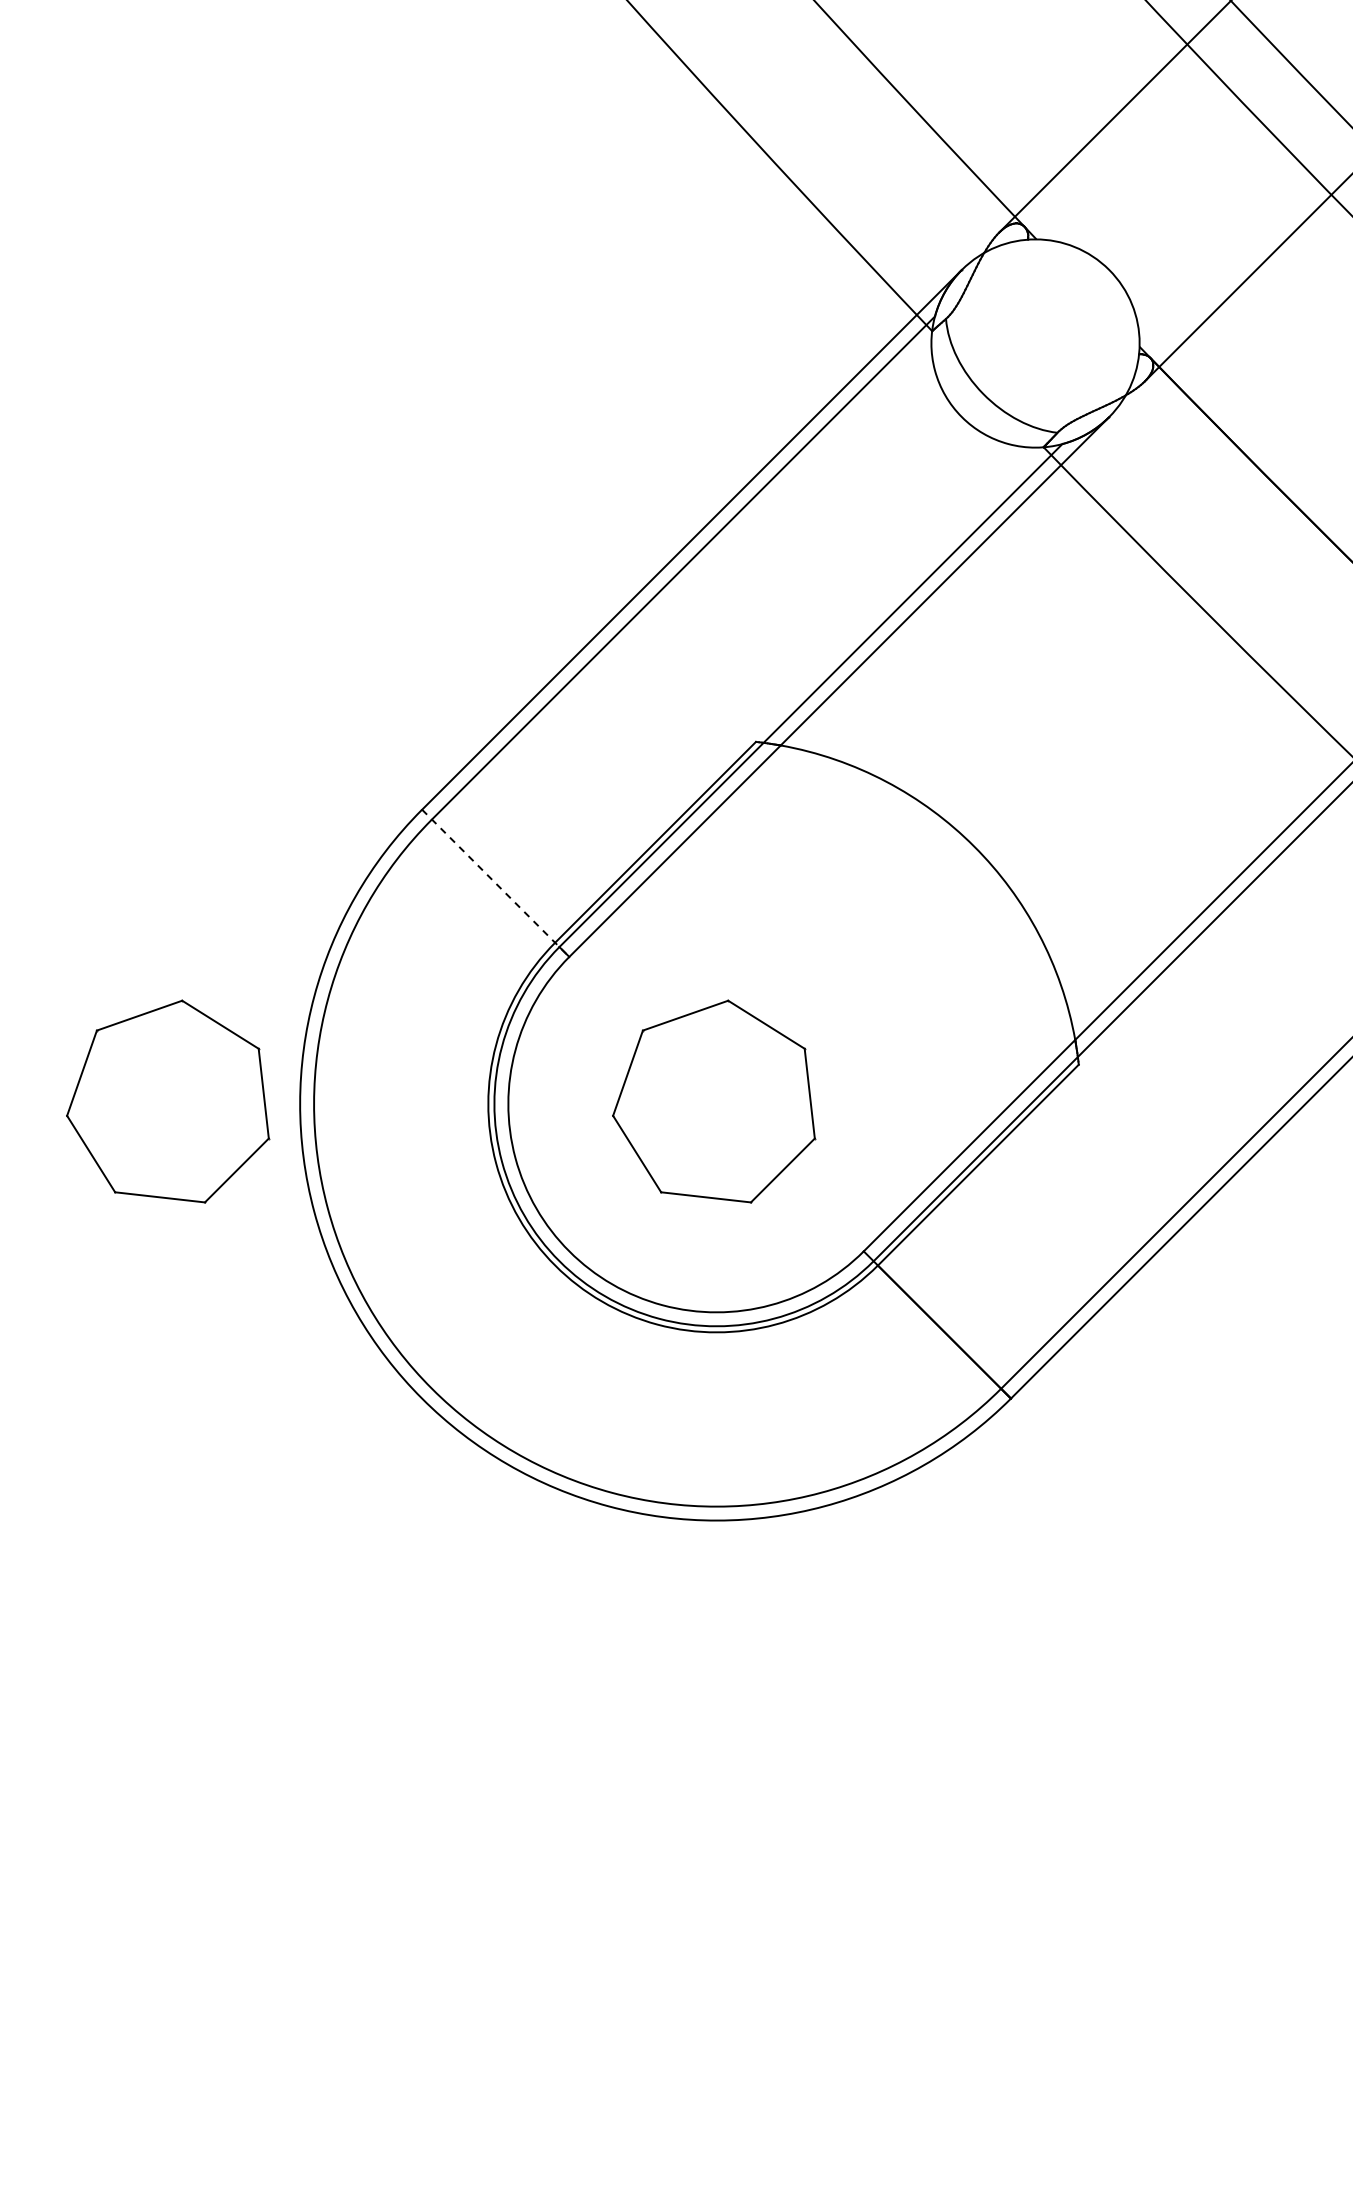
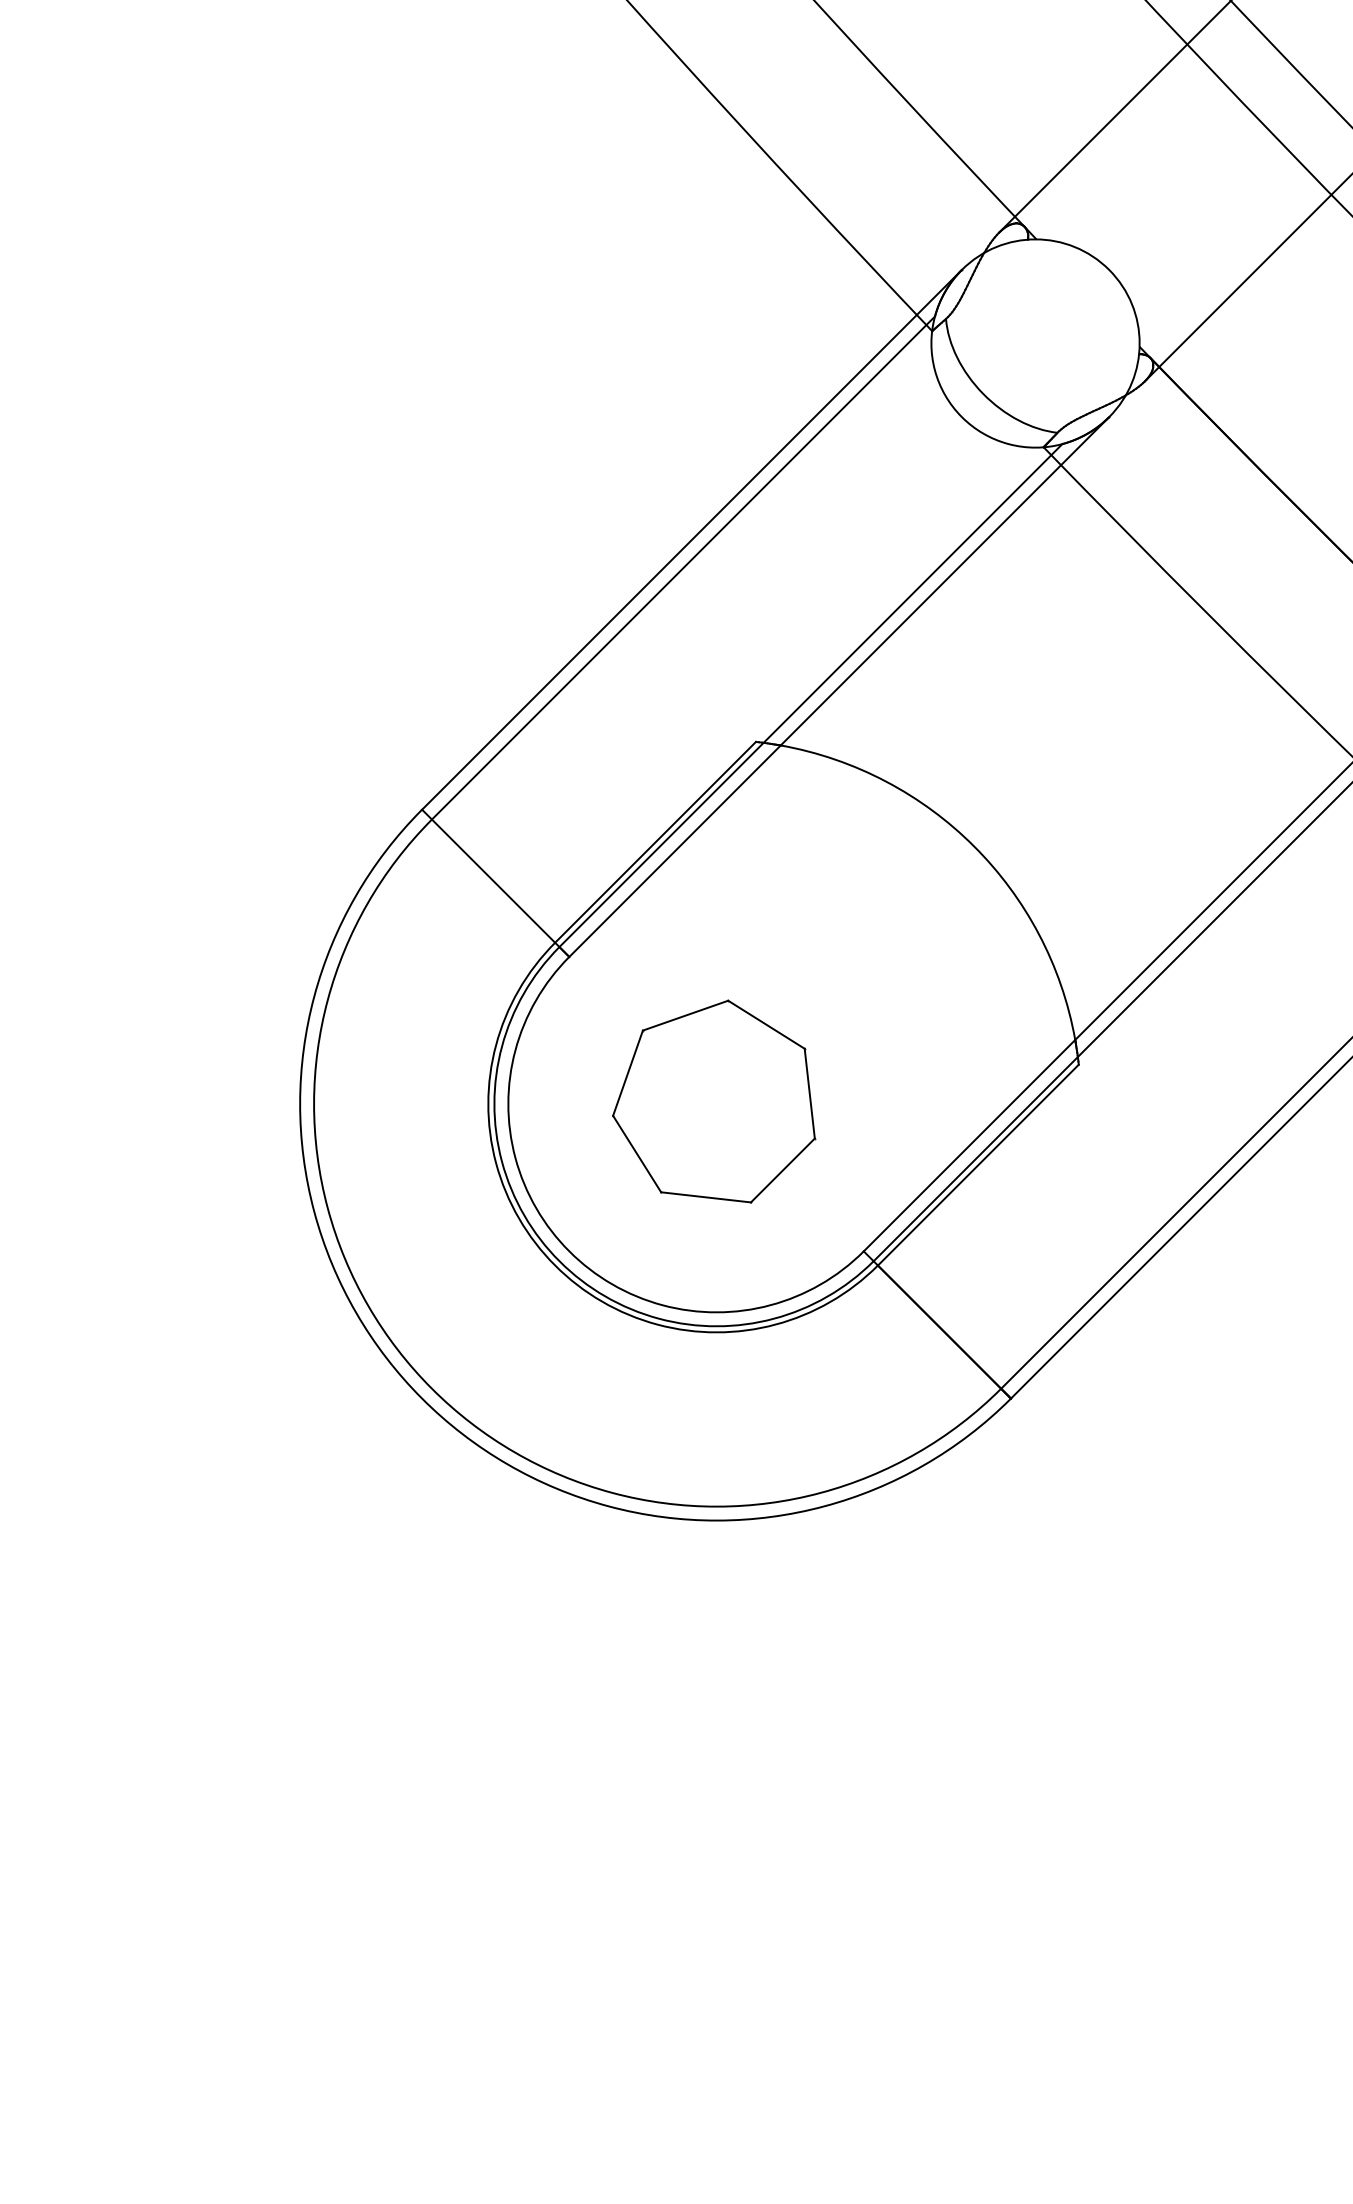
line: dashed -> solid (496, 883)
part: present -> none (168, 1101)
